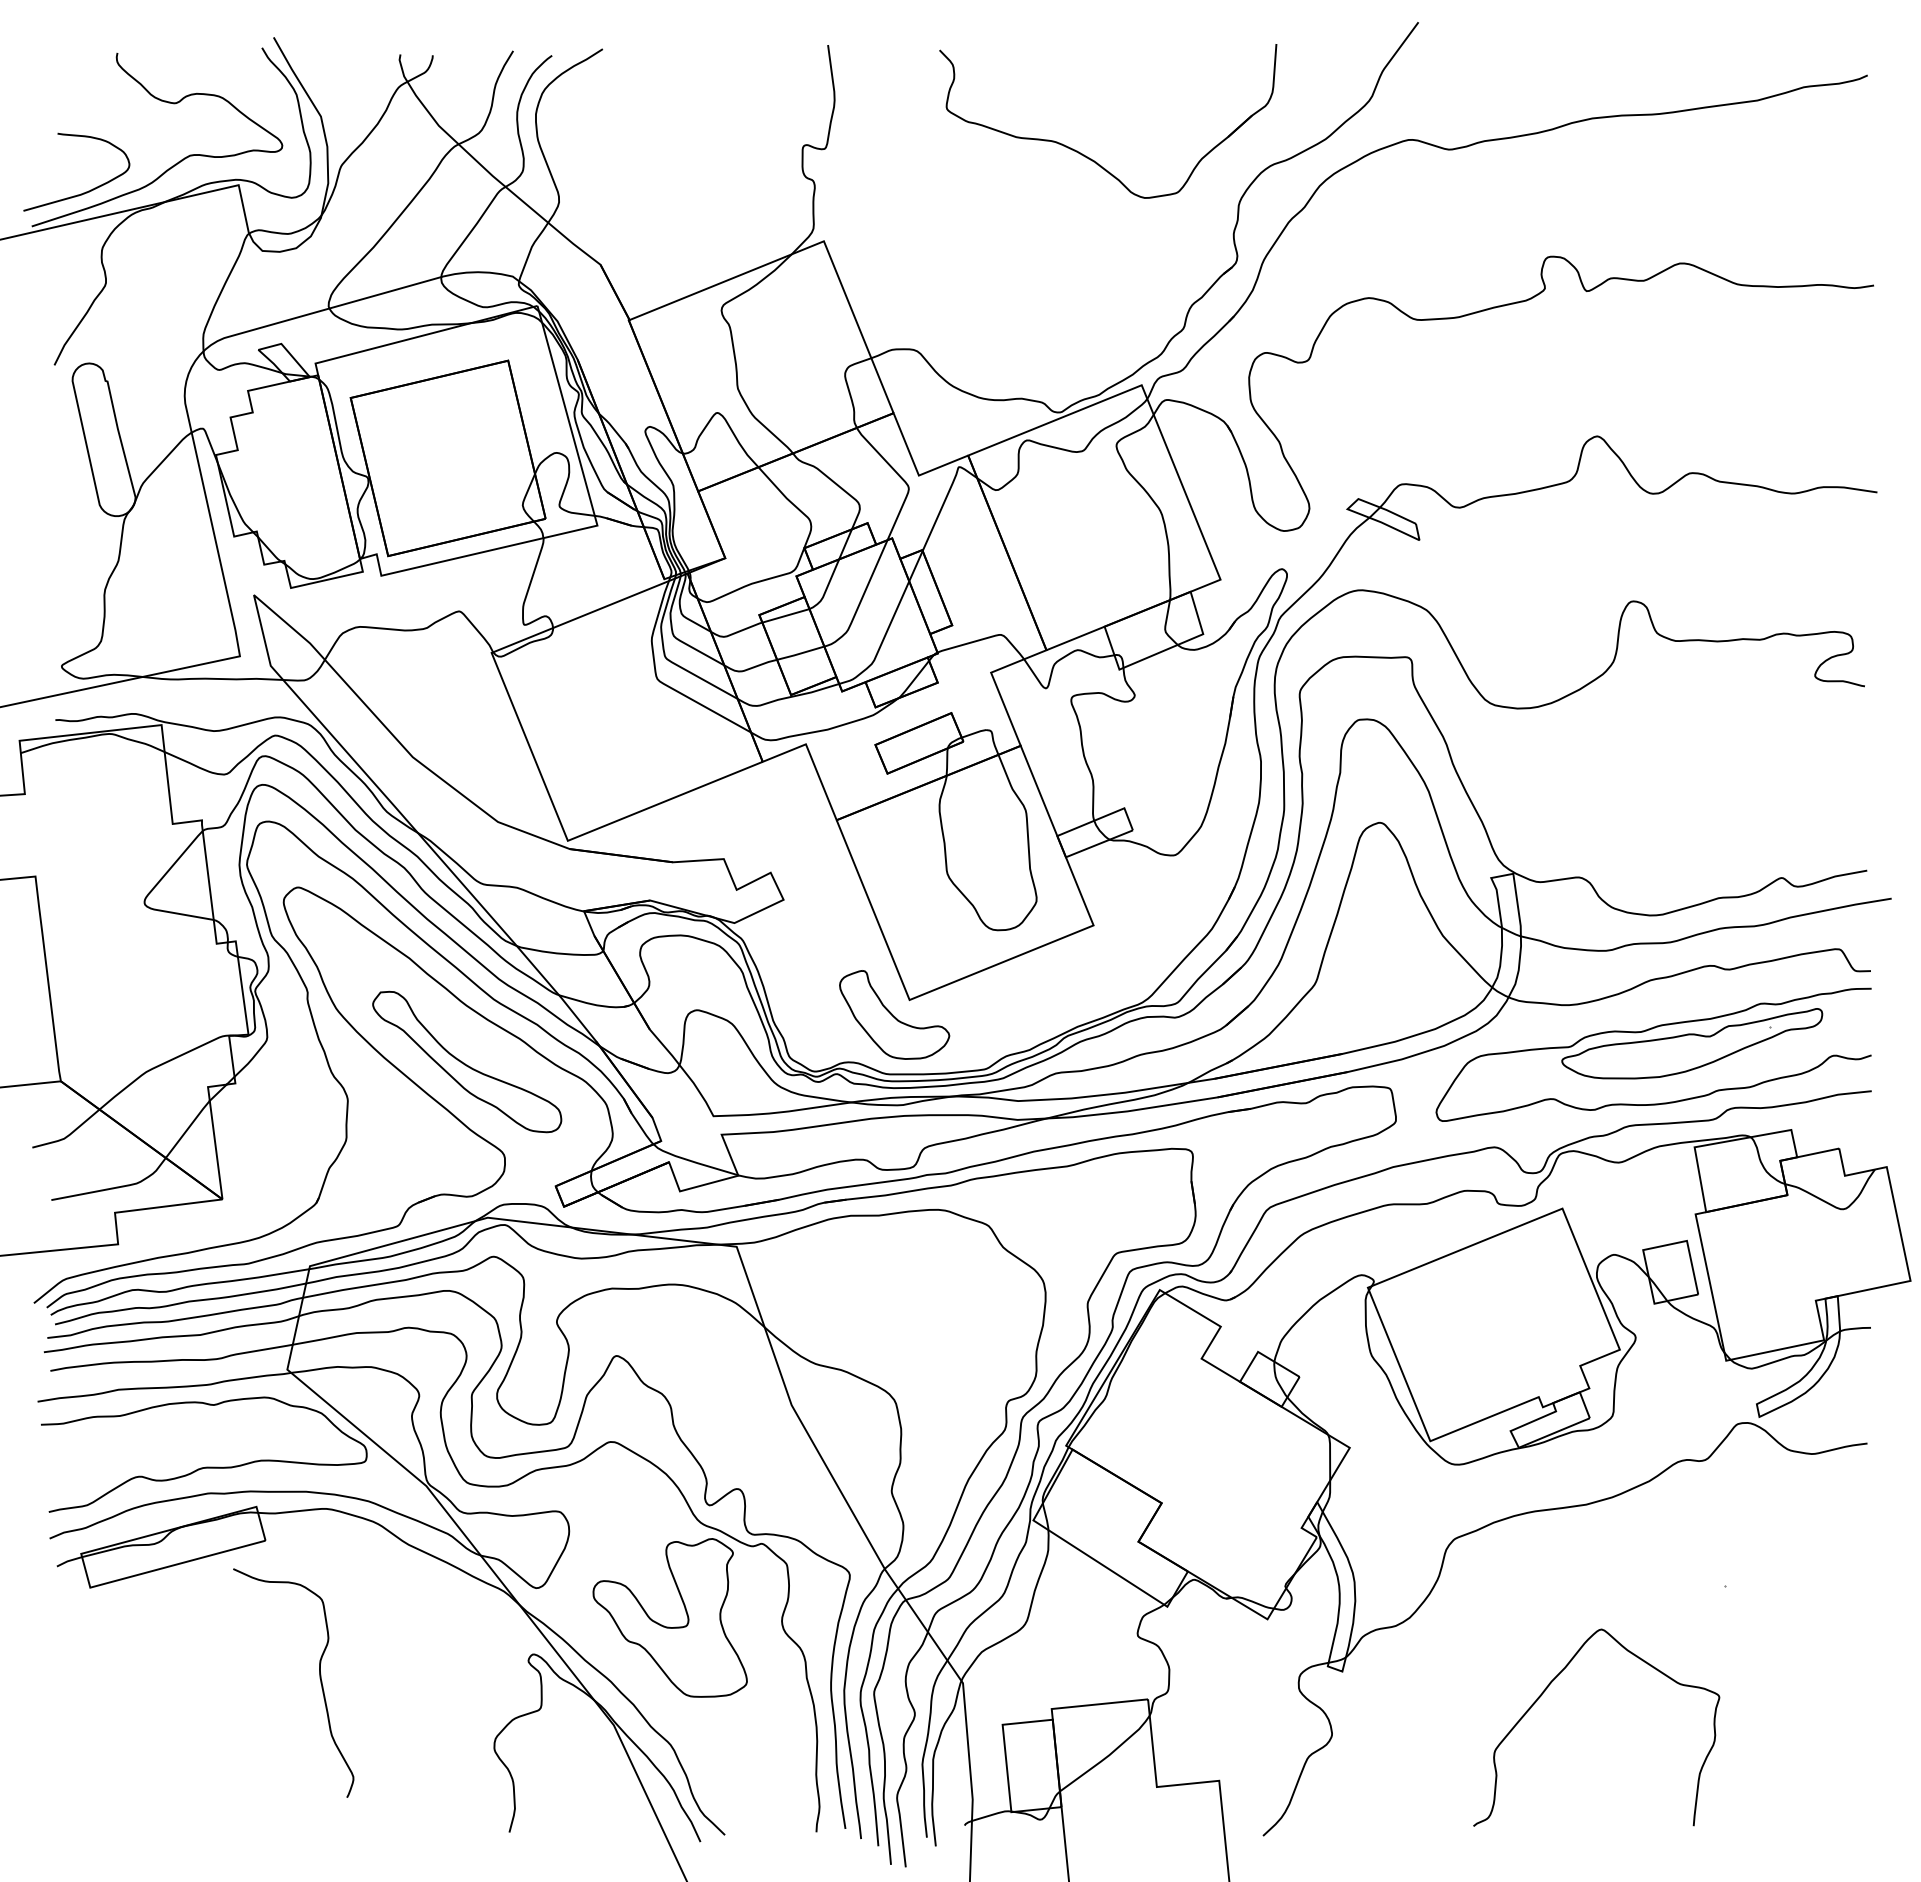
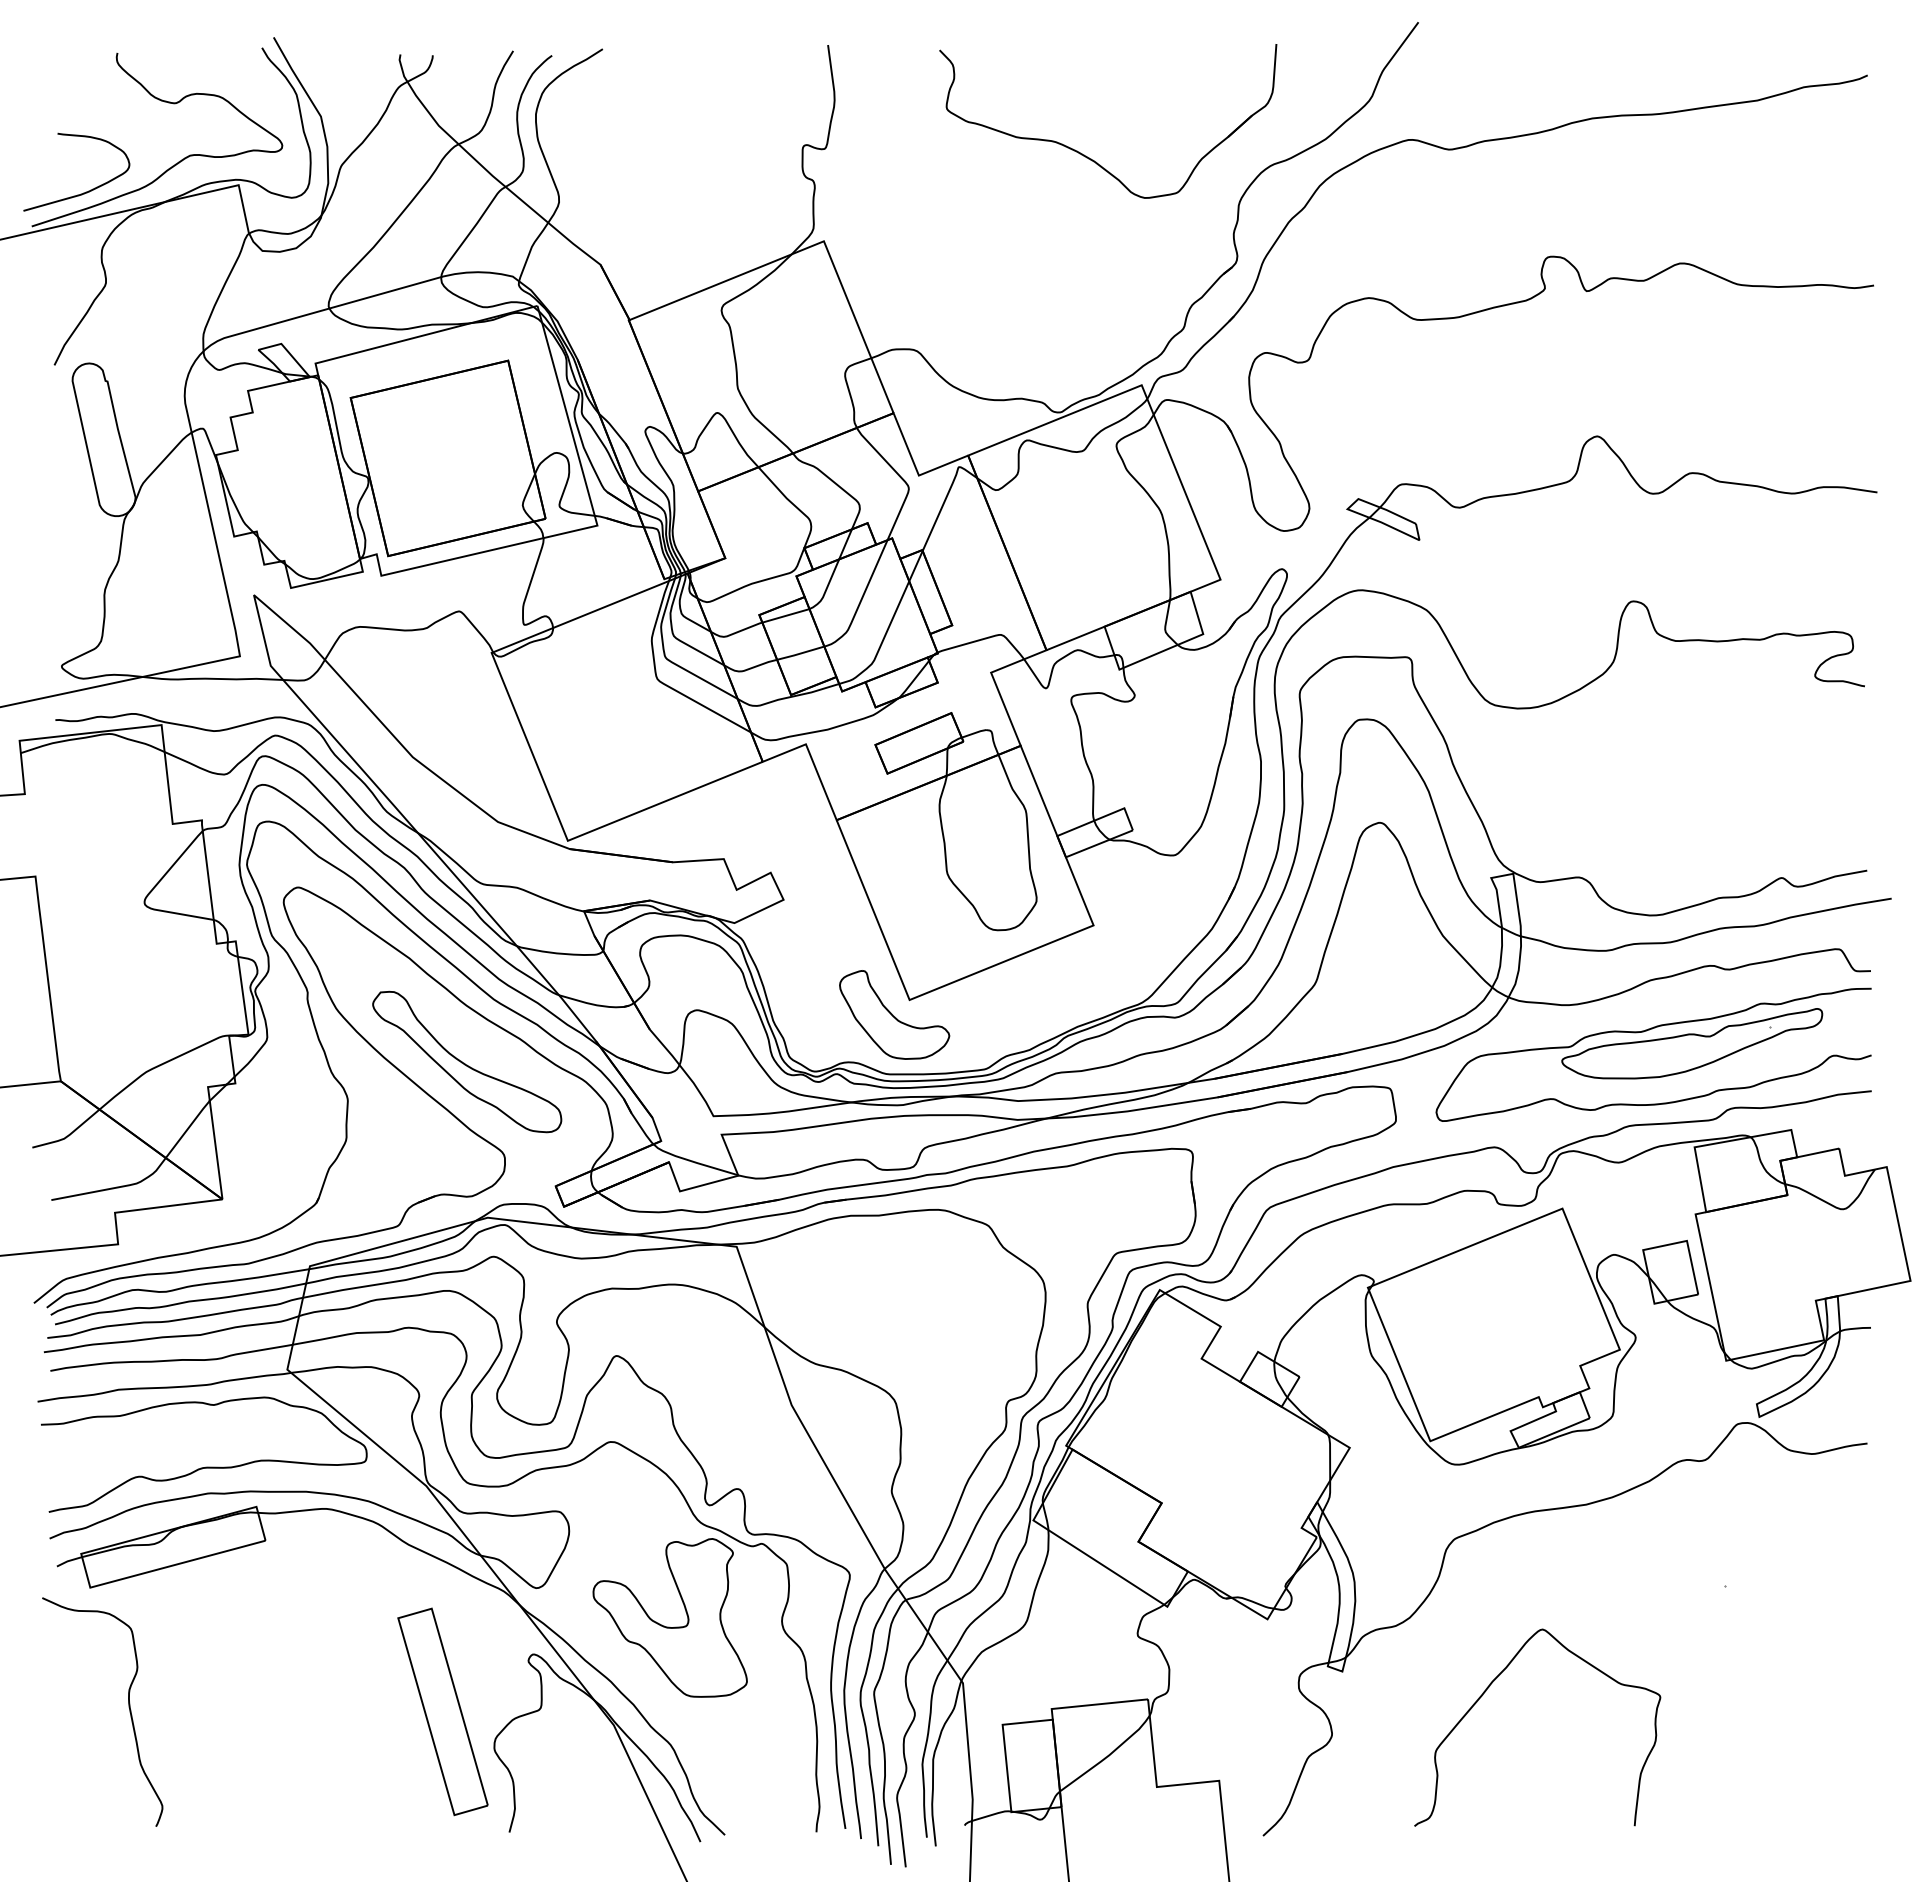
curve position: (319, 1678) -> (128, 1707) (128, 1707)
curve position: (1545, 1691) -> (1486, 1691) (1486, 1691)
part: none -> present (442, 1711)
